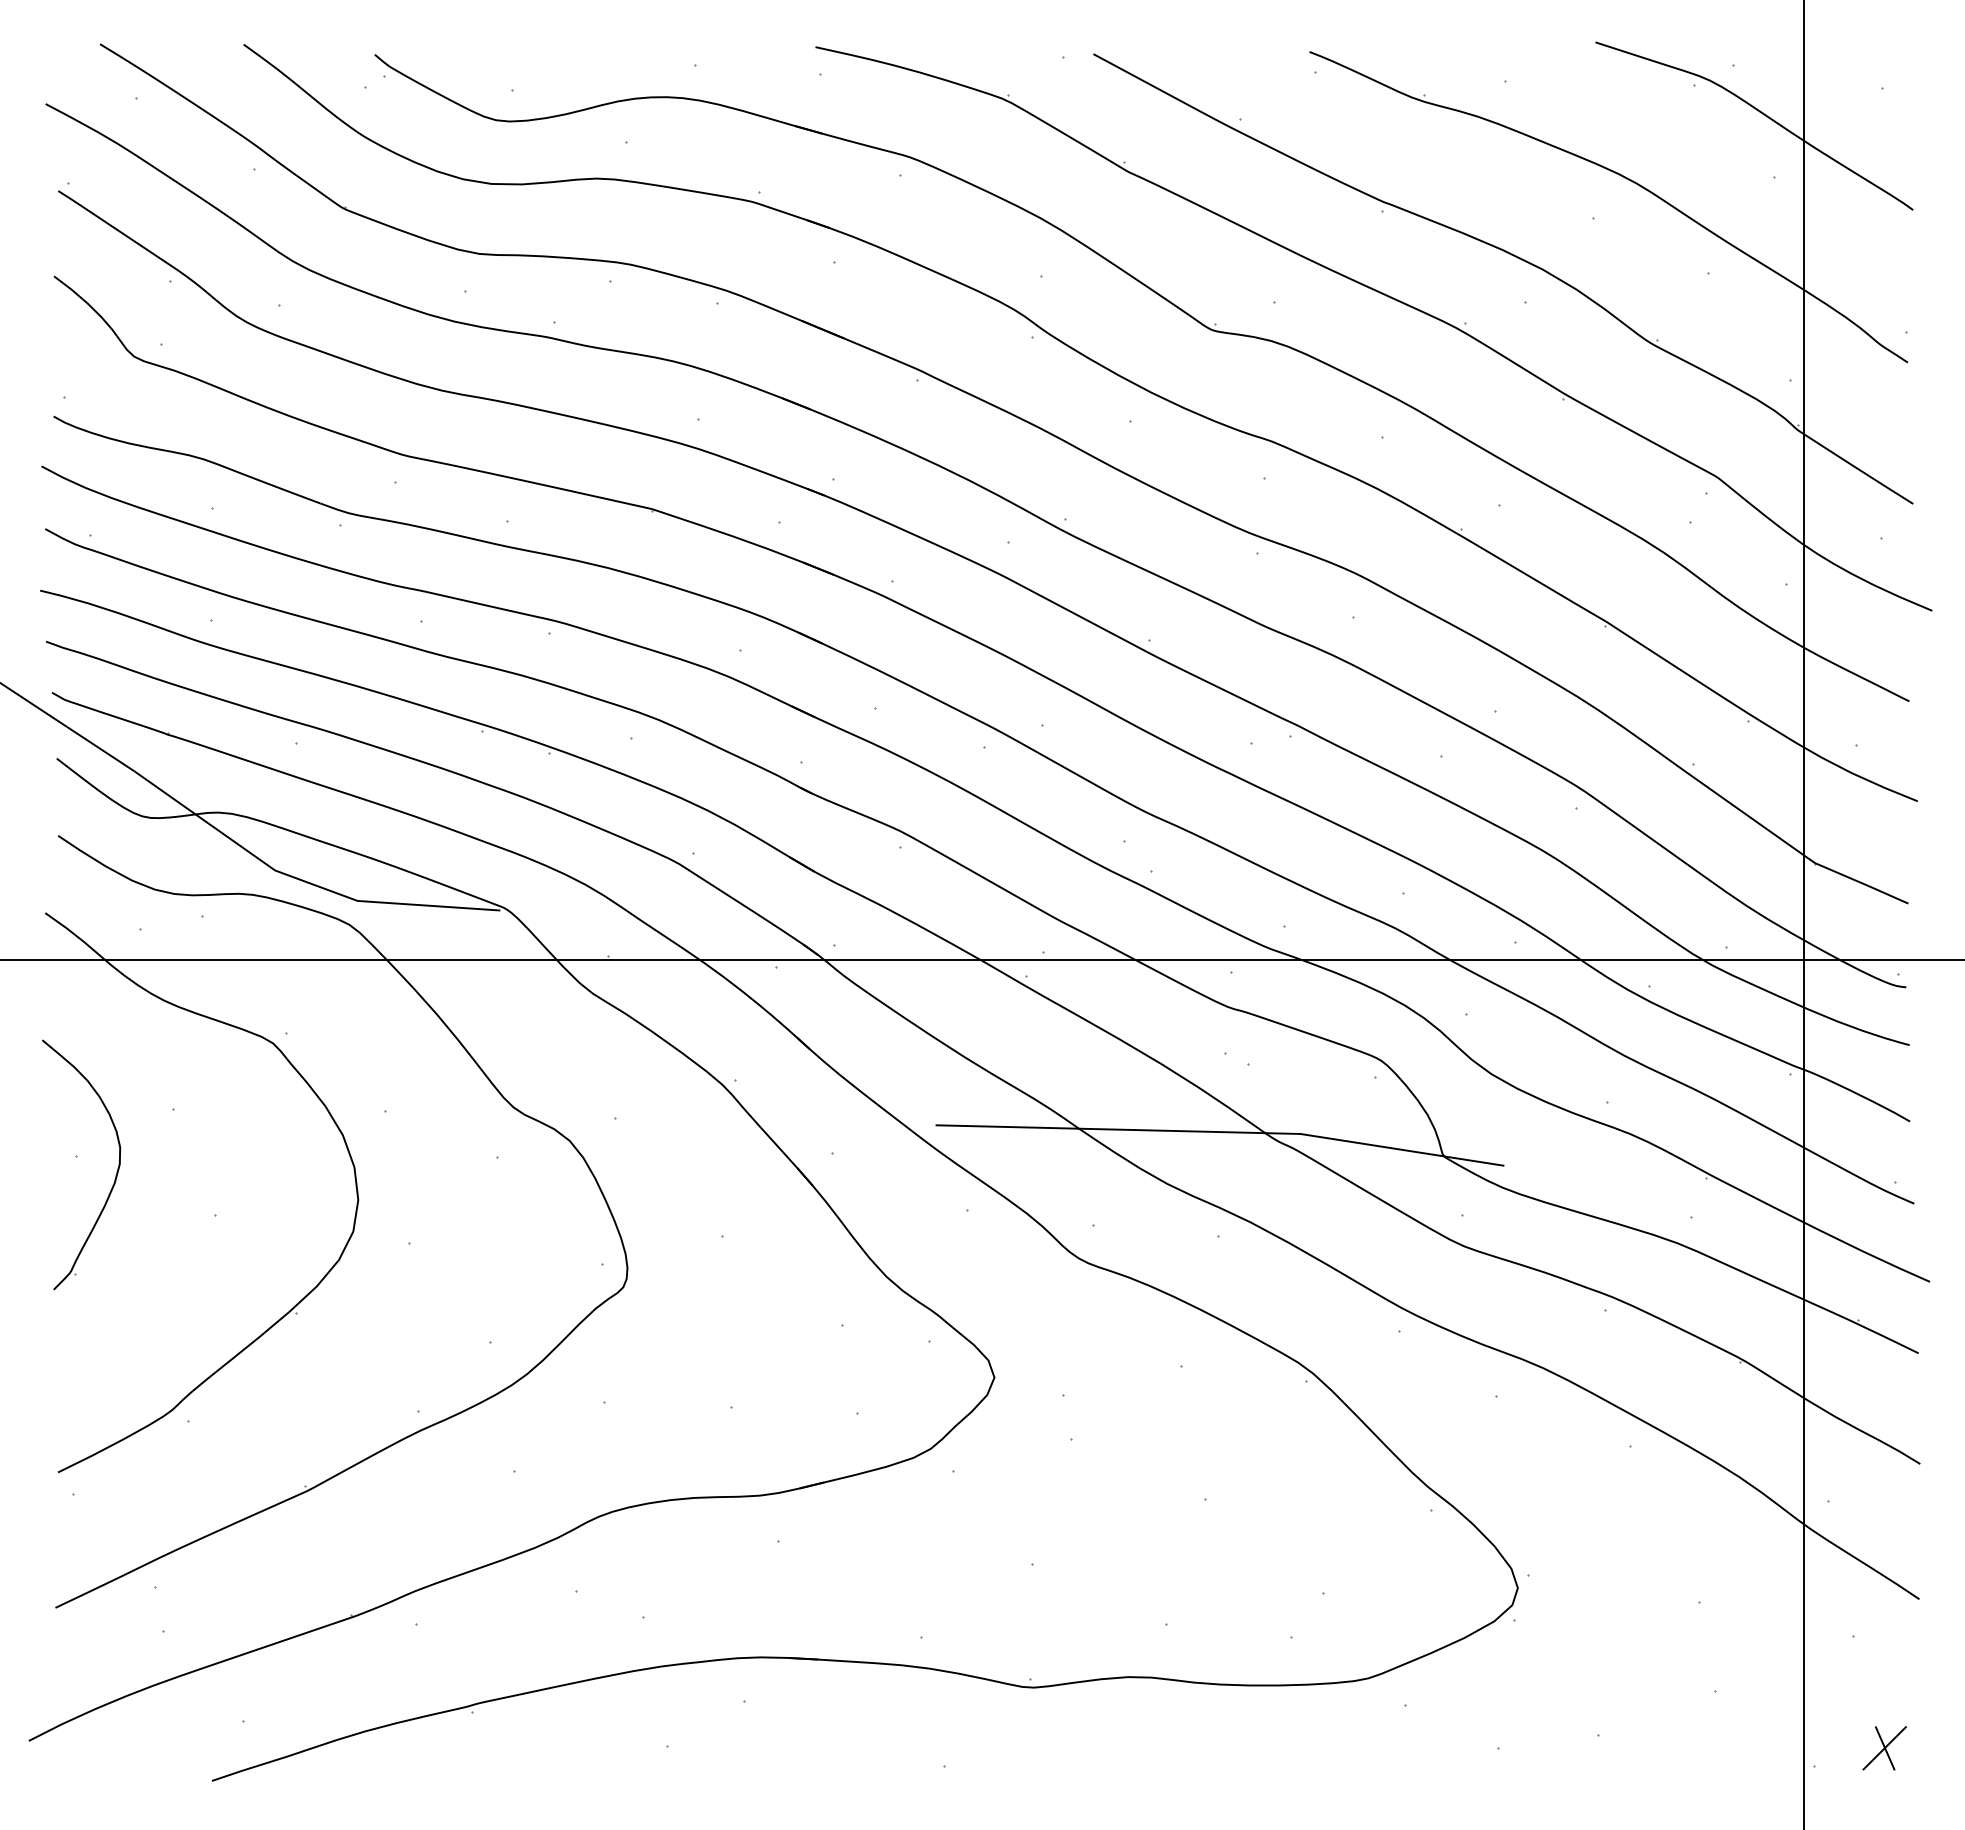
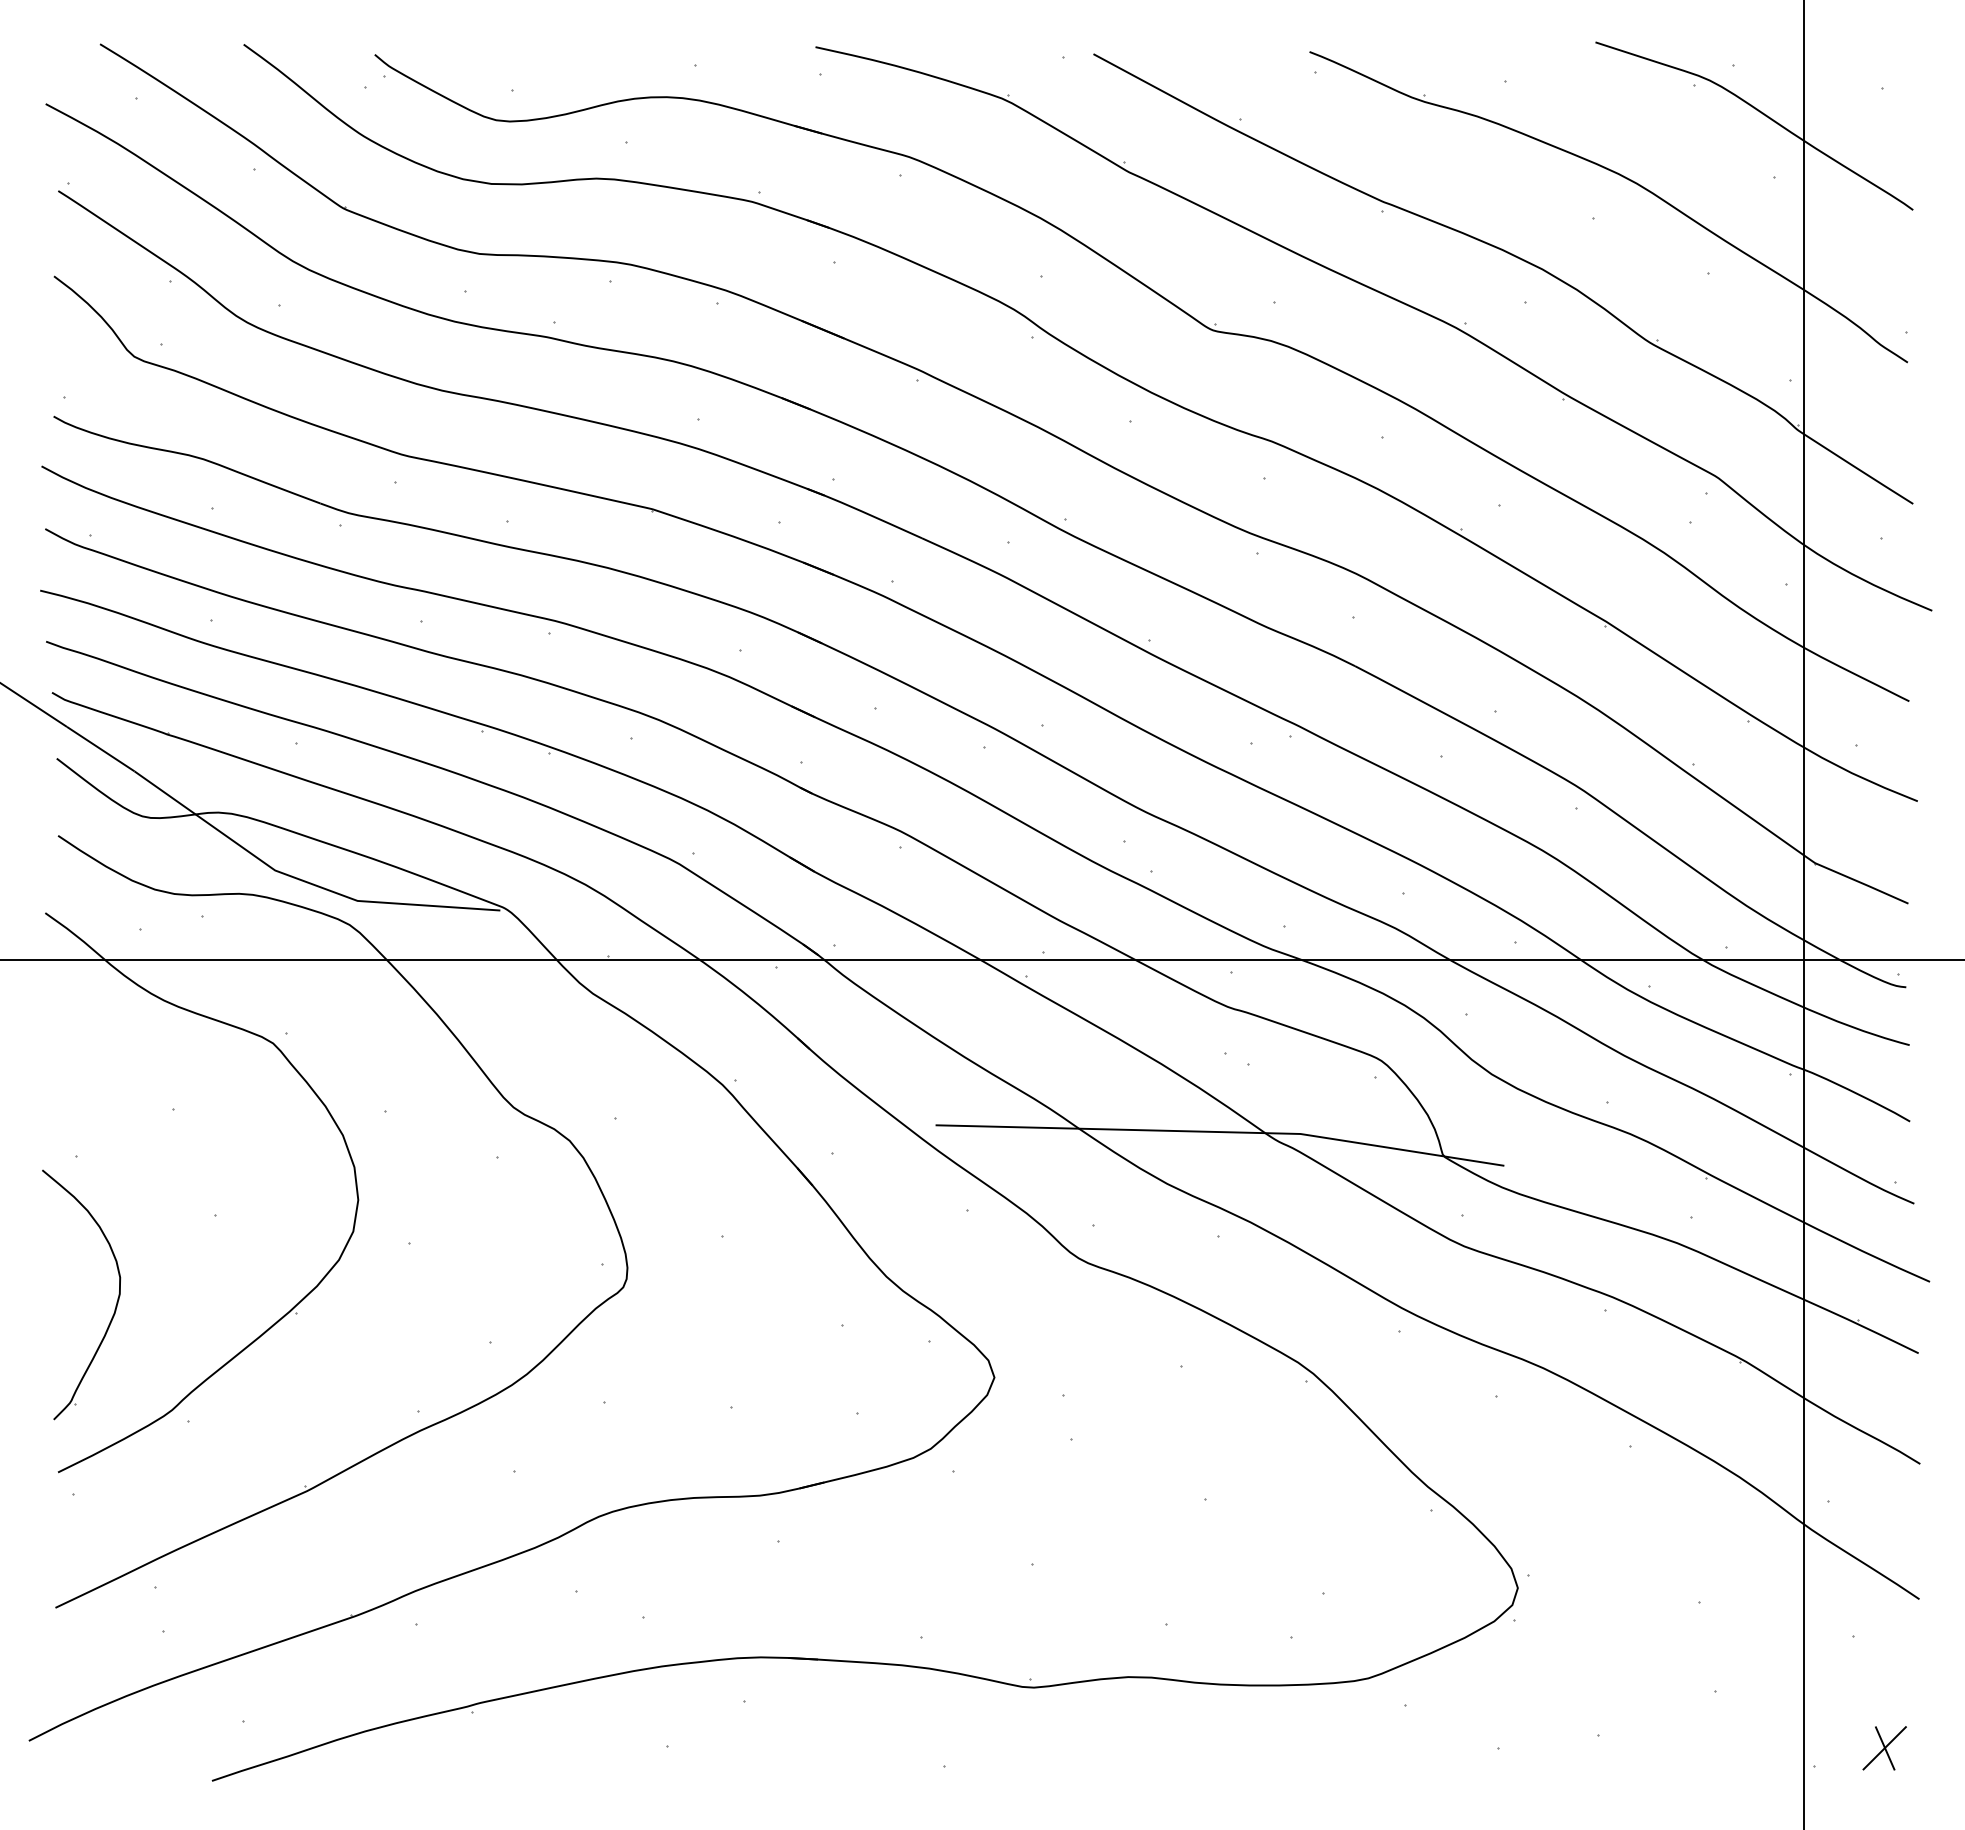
part position: (116, 1171) -> (116, 1301) (116, 1301)
